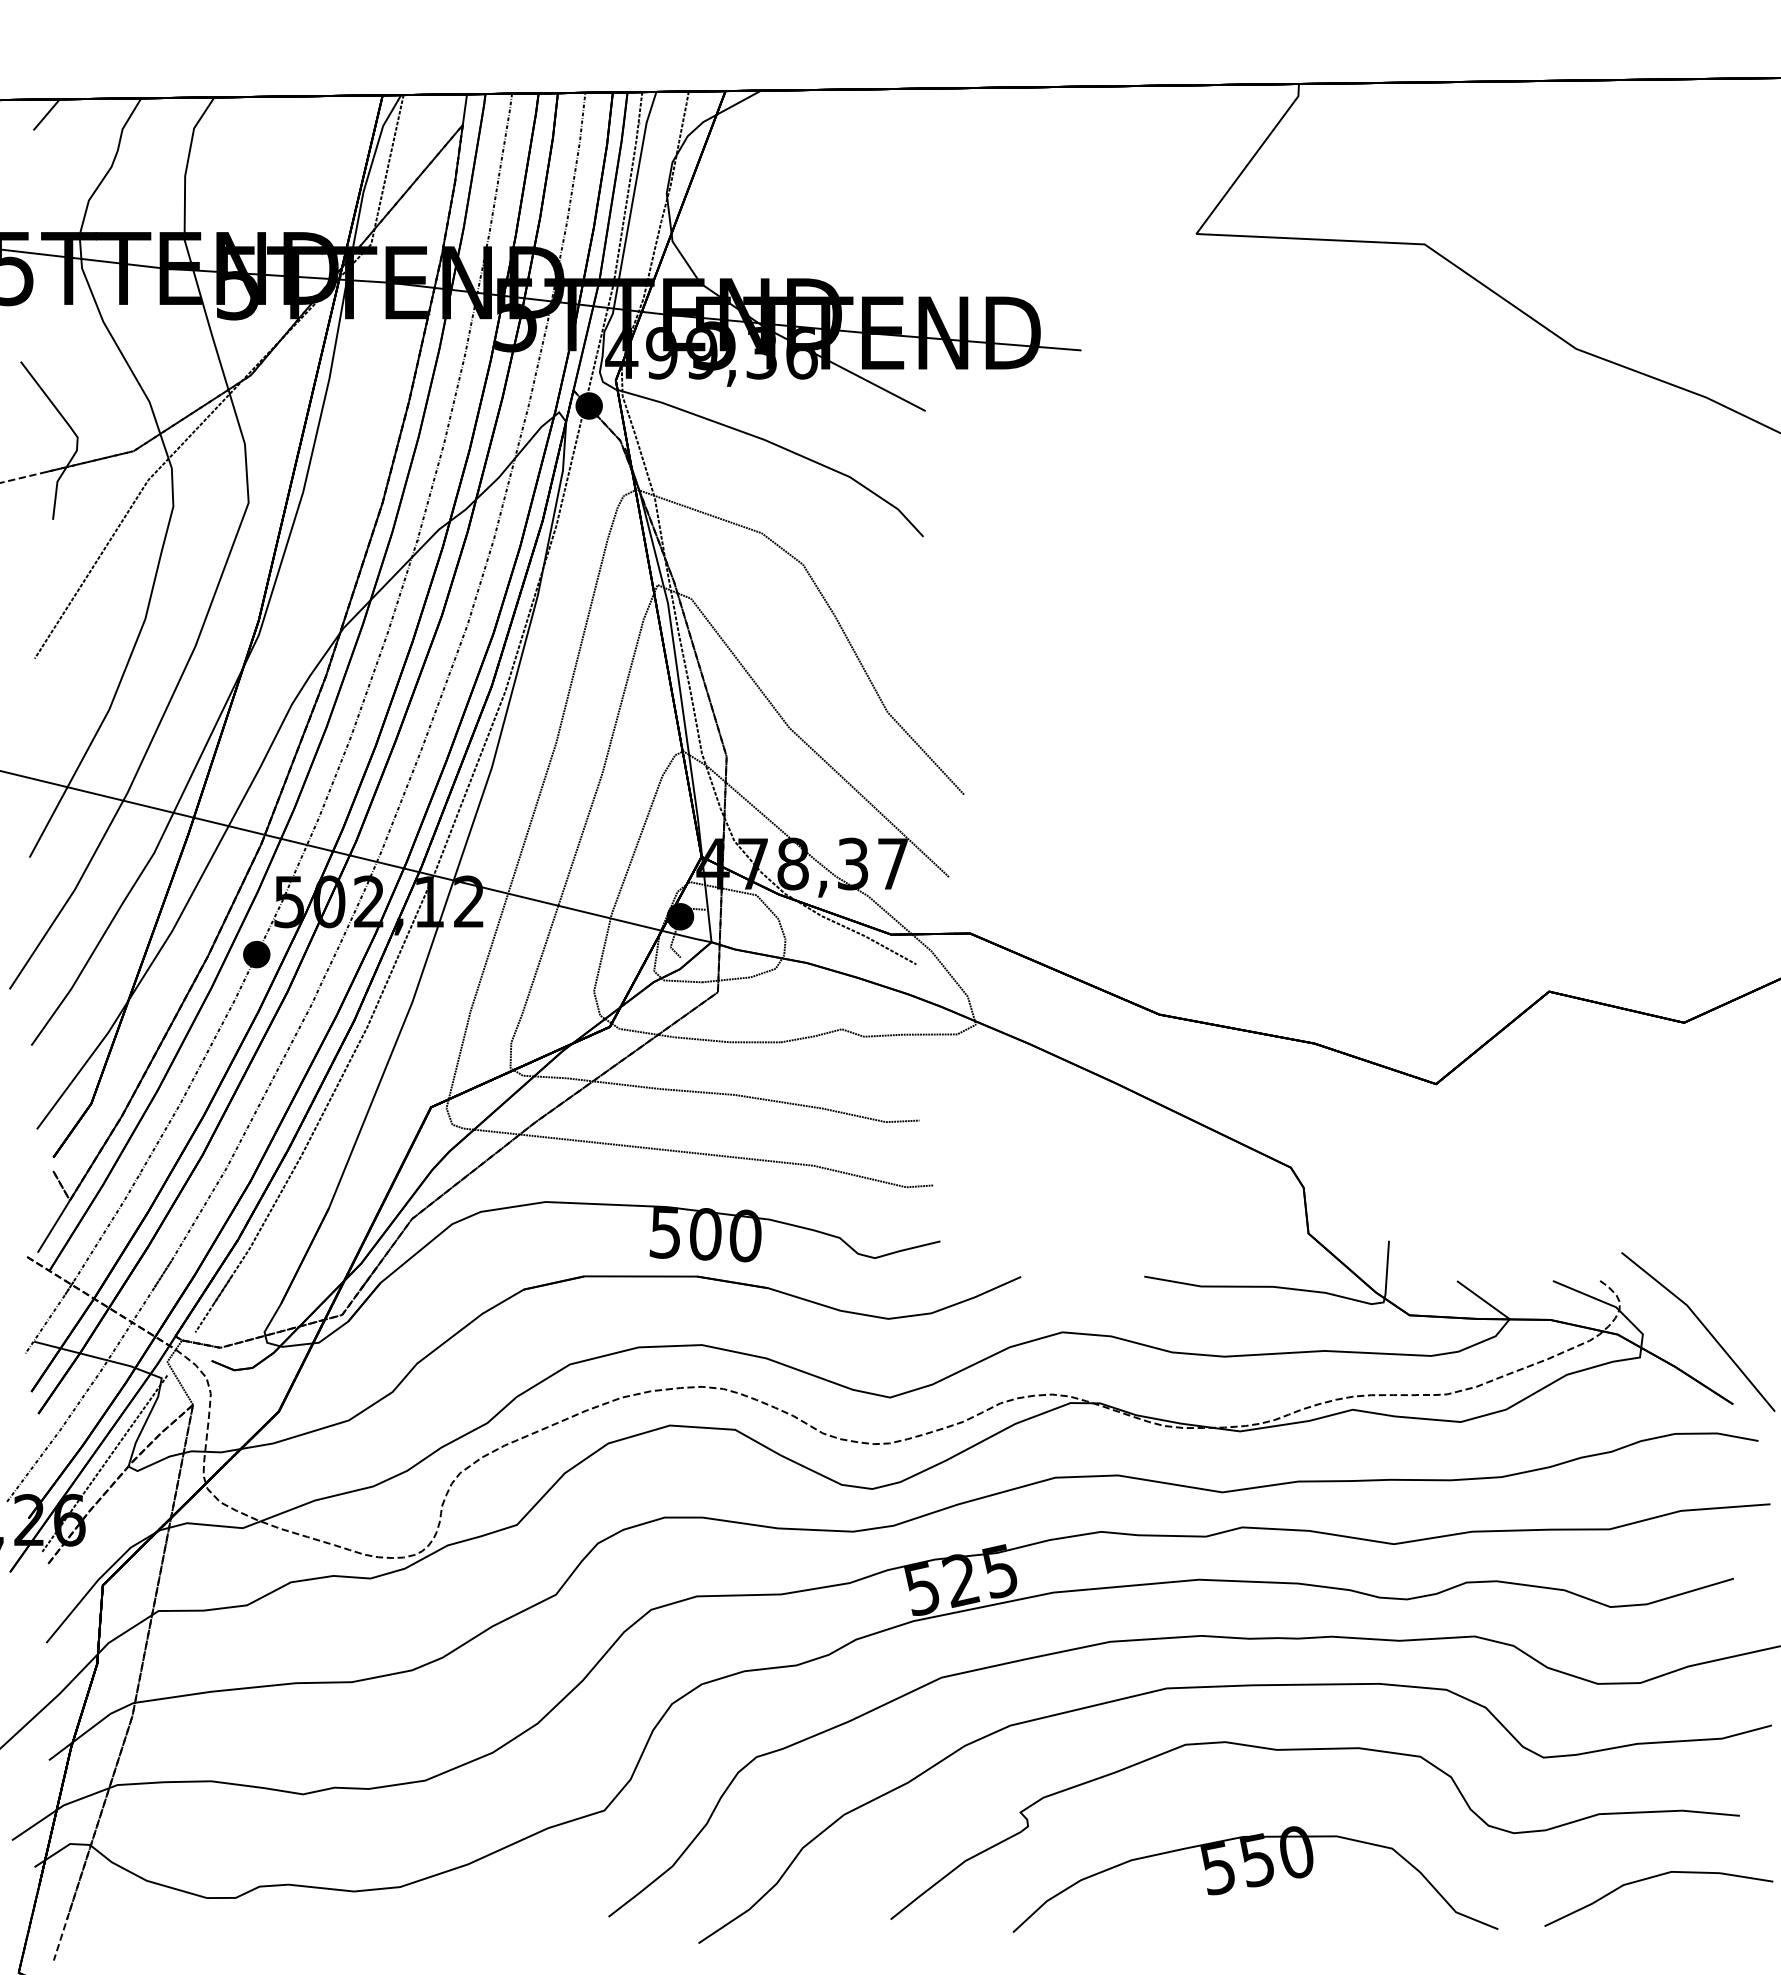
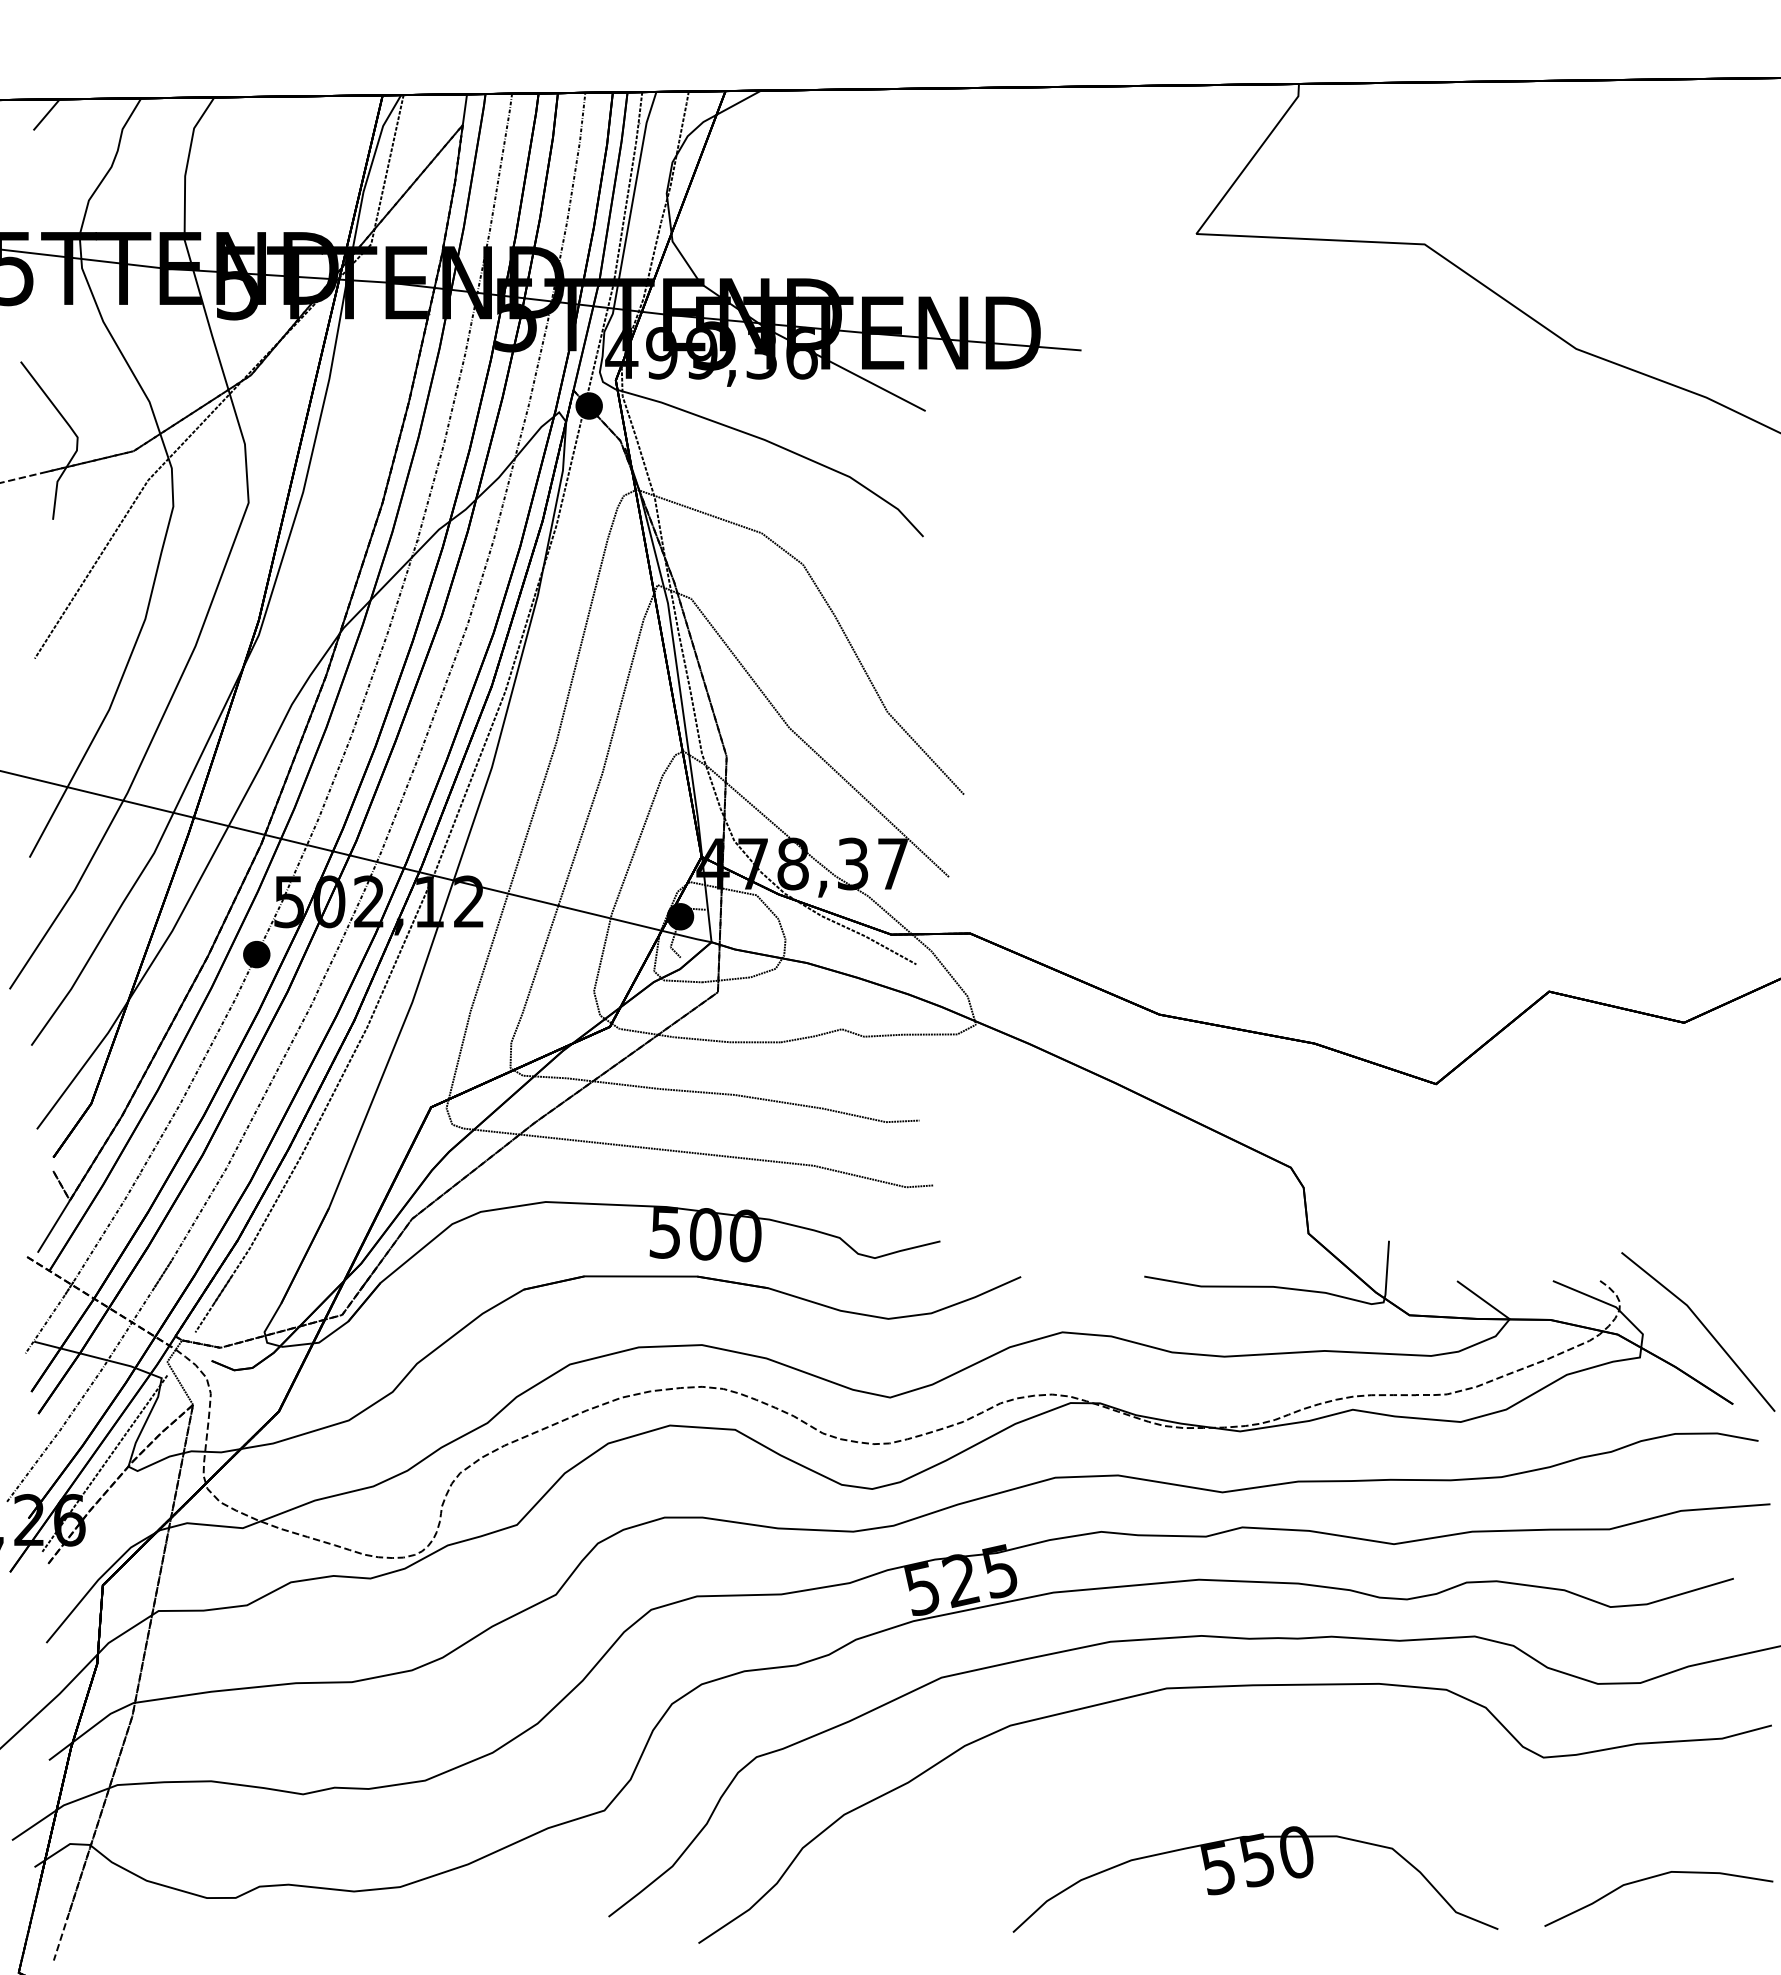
curve: present -> none (1311, 1750)
